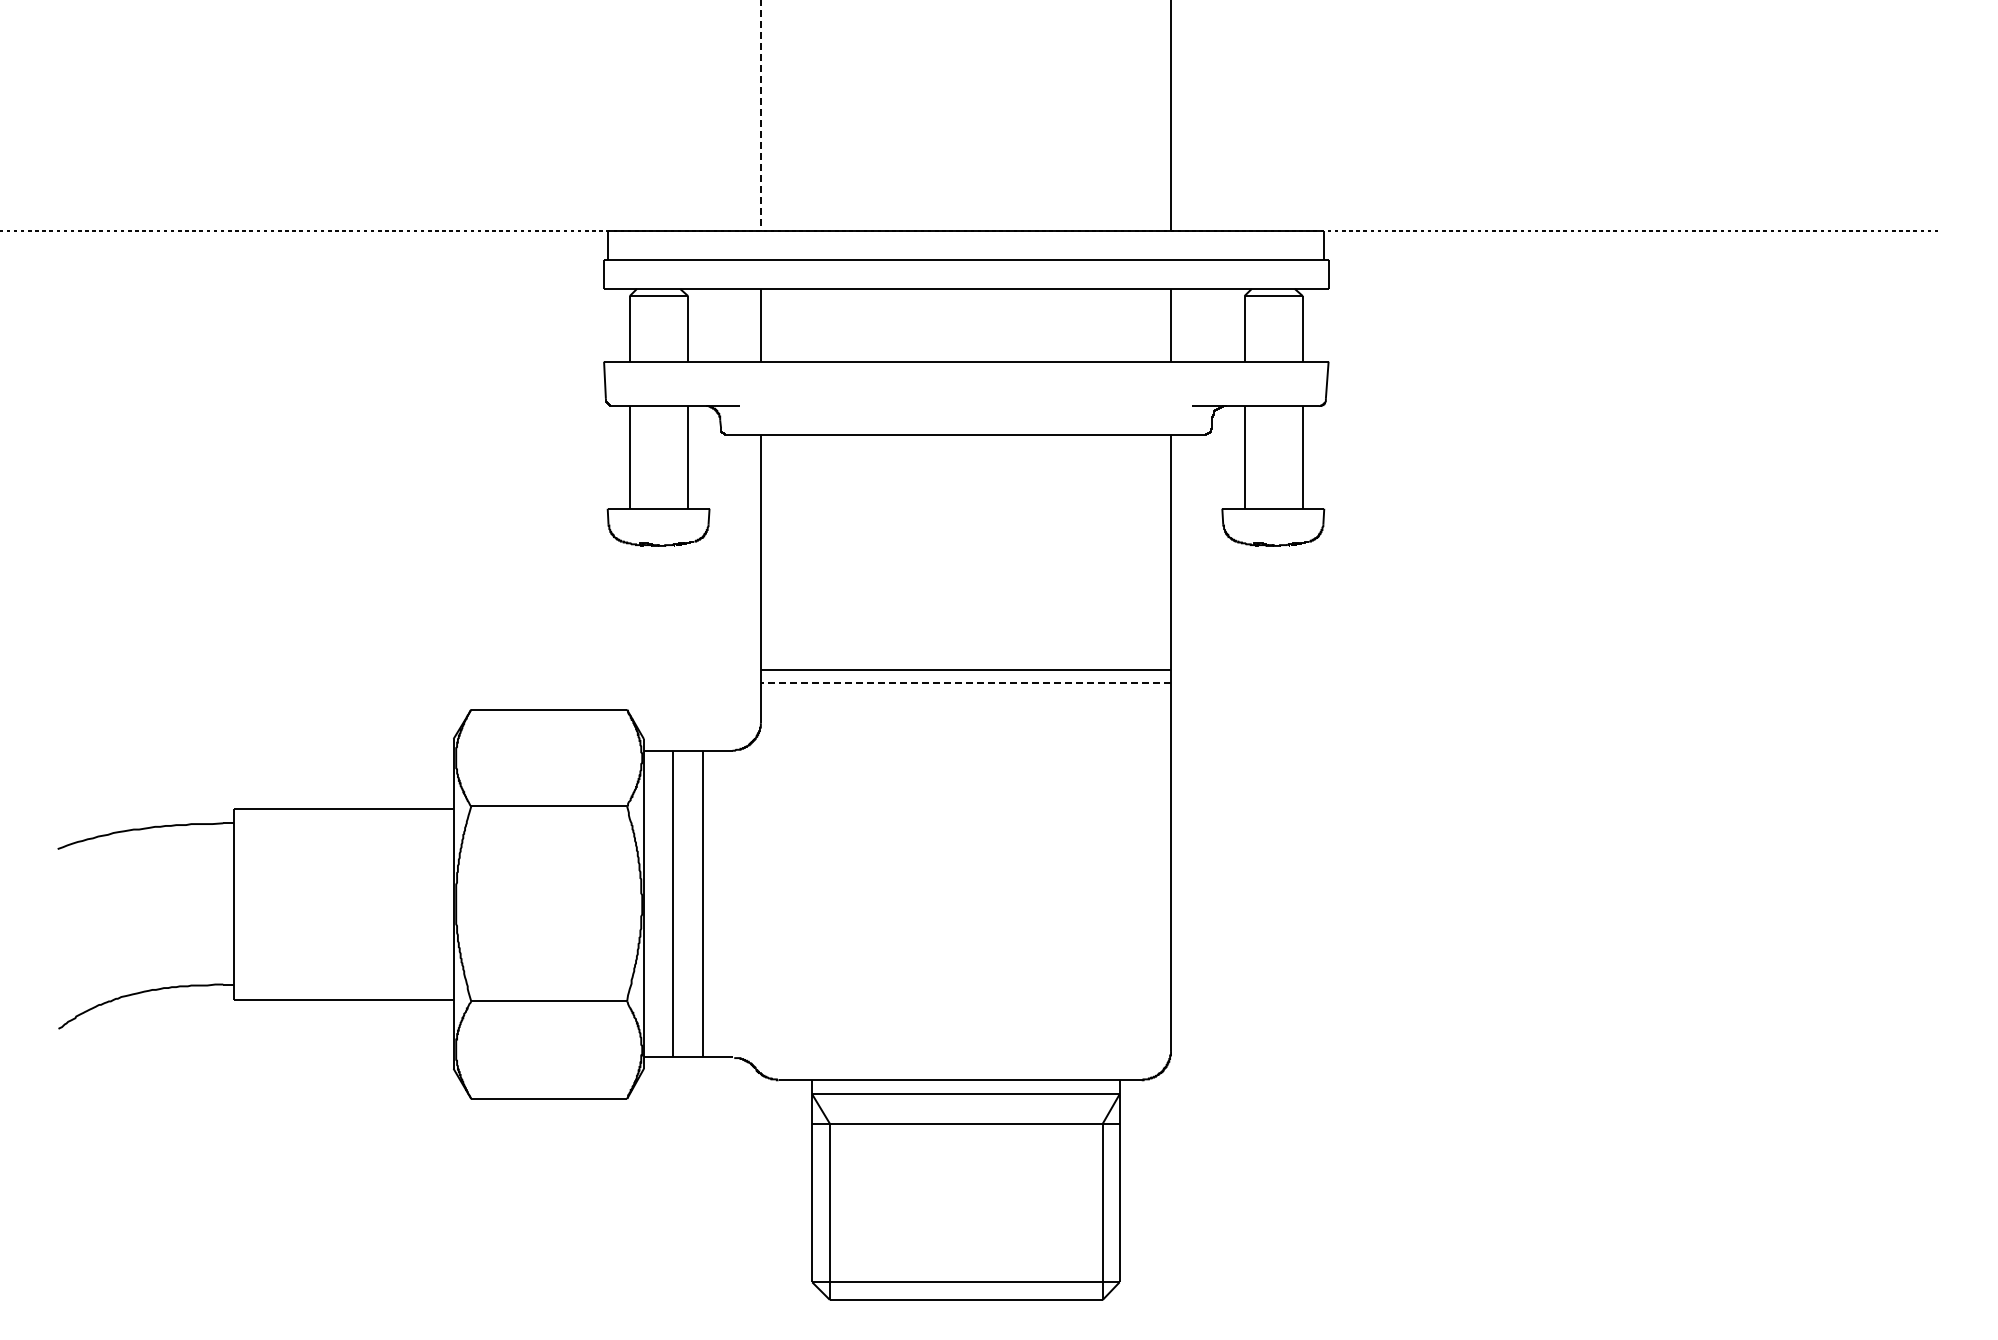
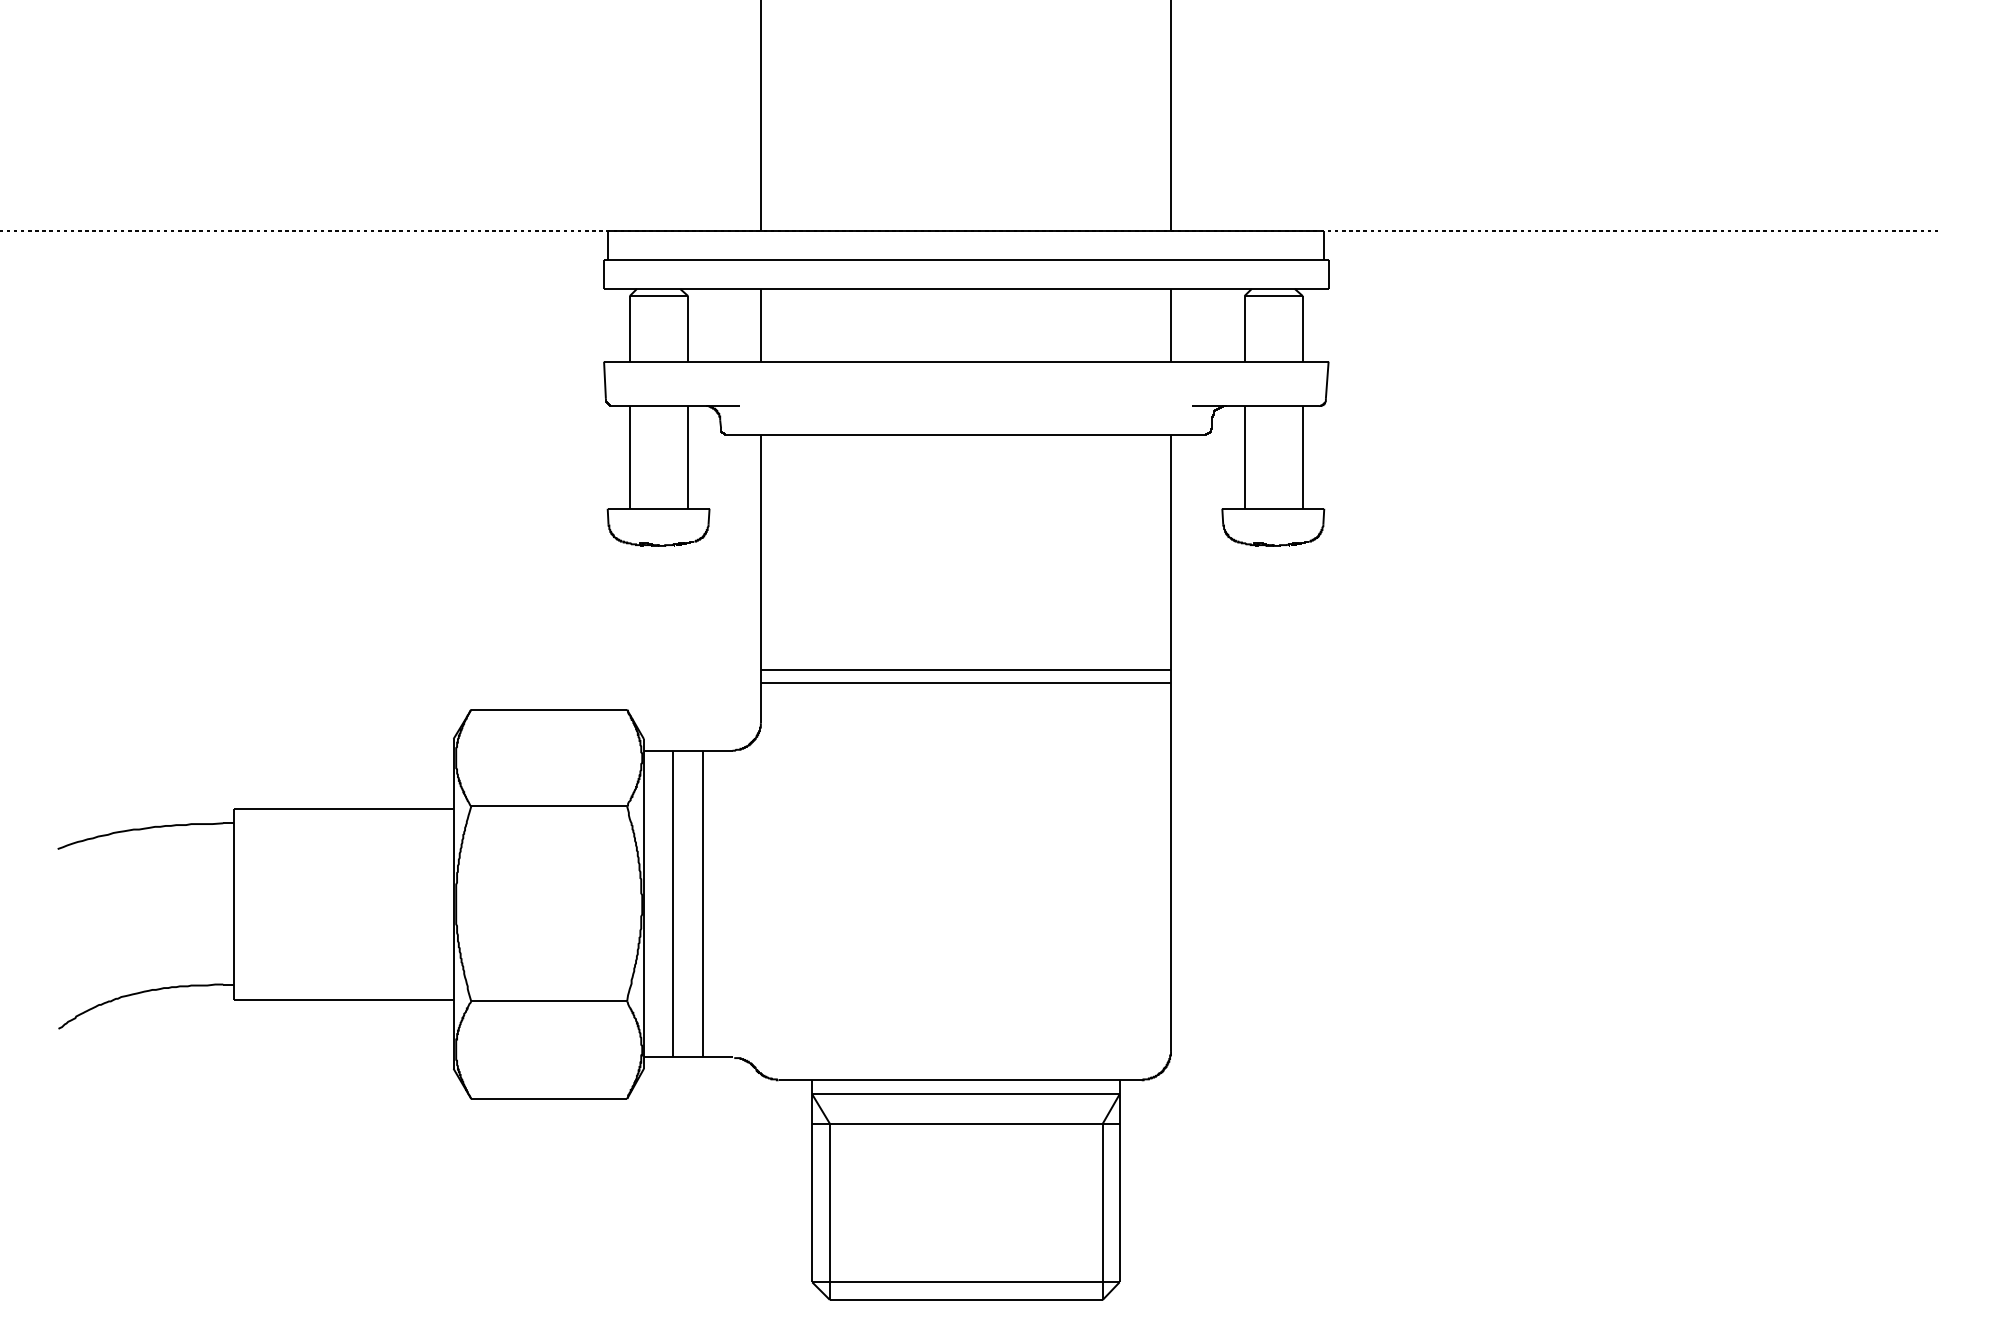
line: dashed -> solid (760, 115)
line: dashed -> solid (965, 683)
